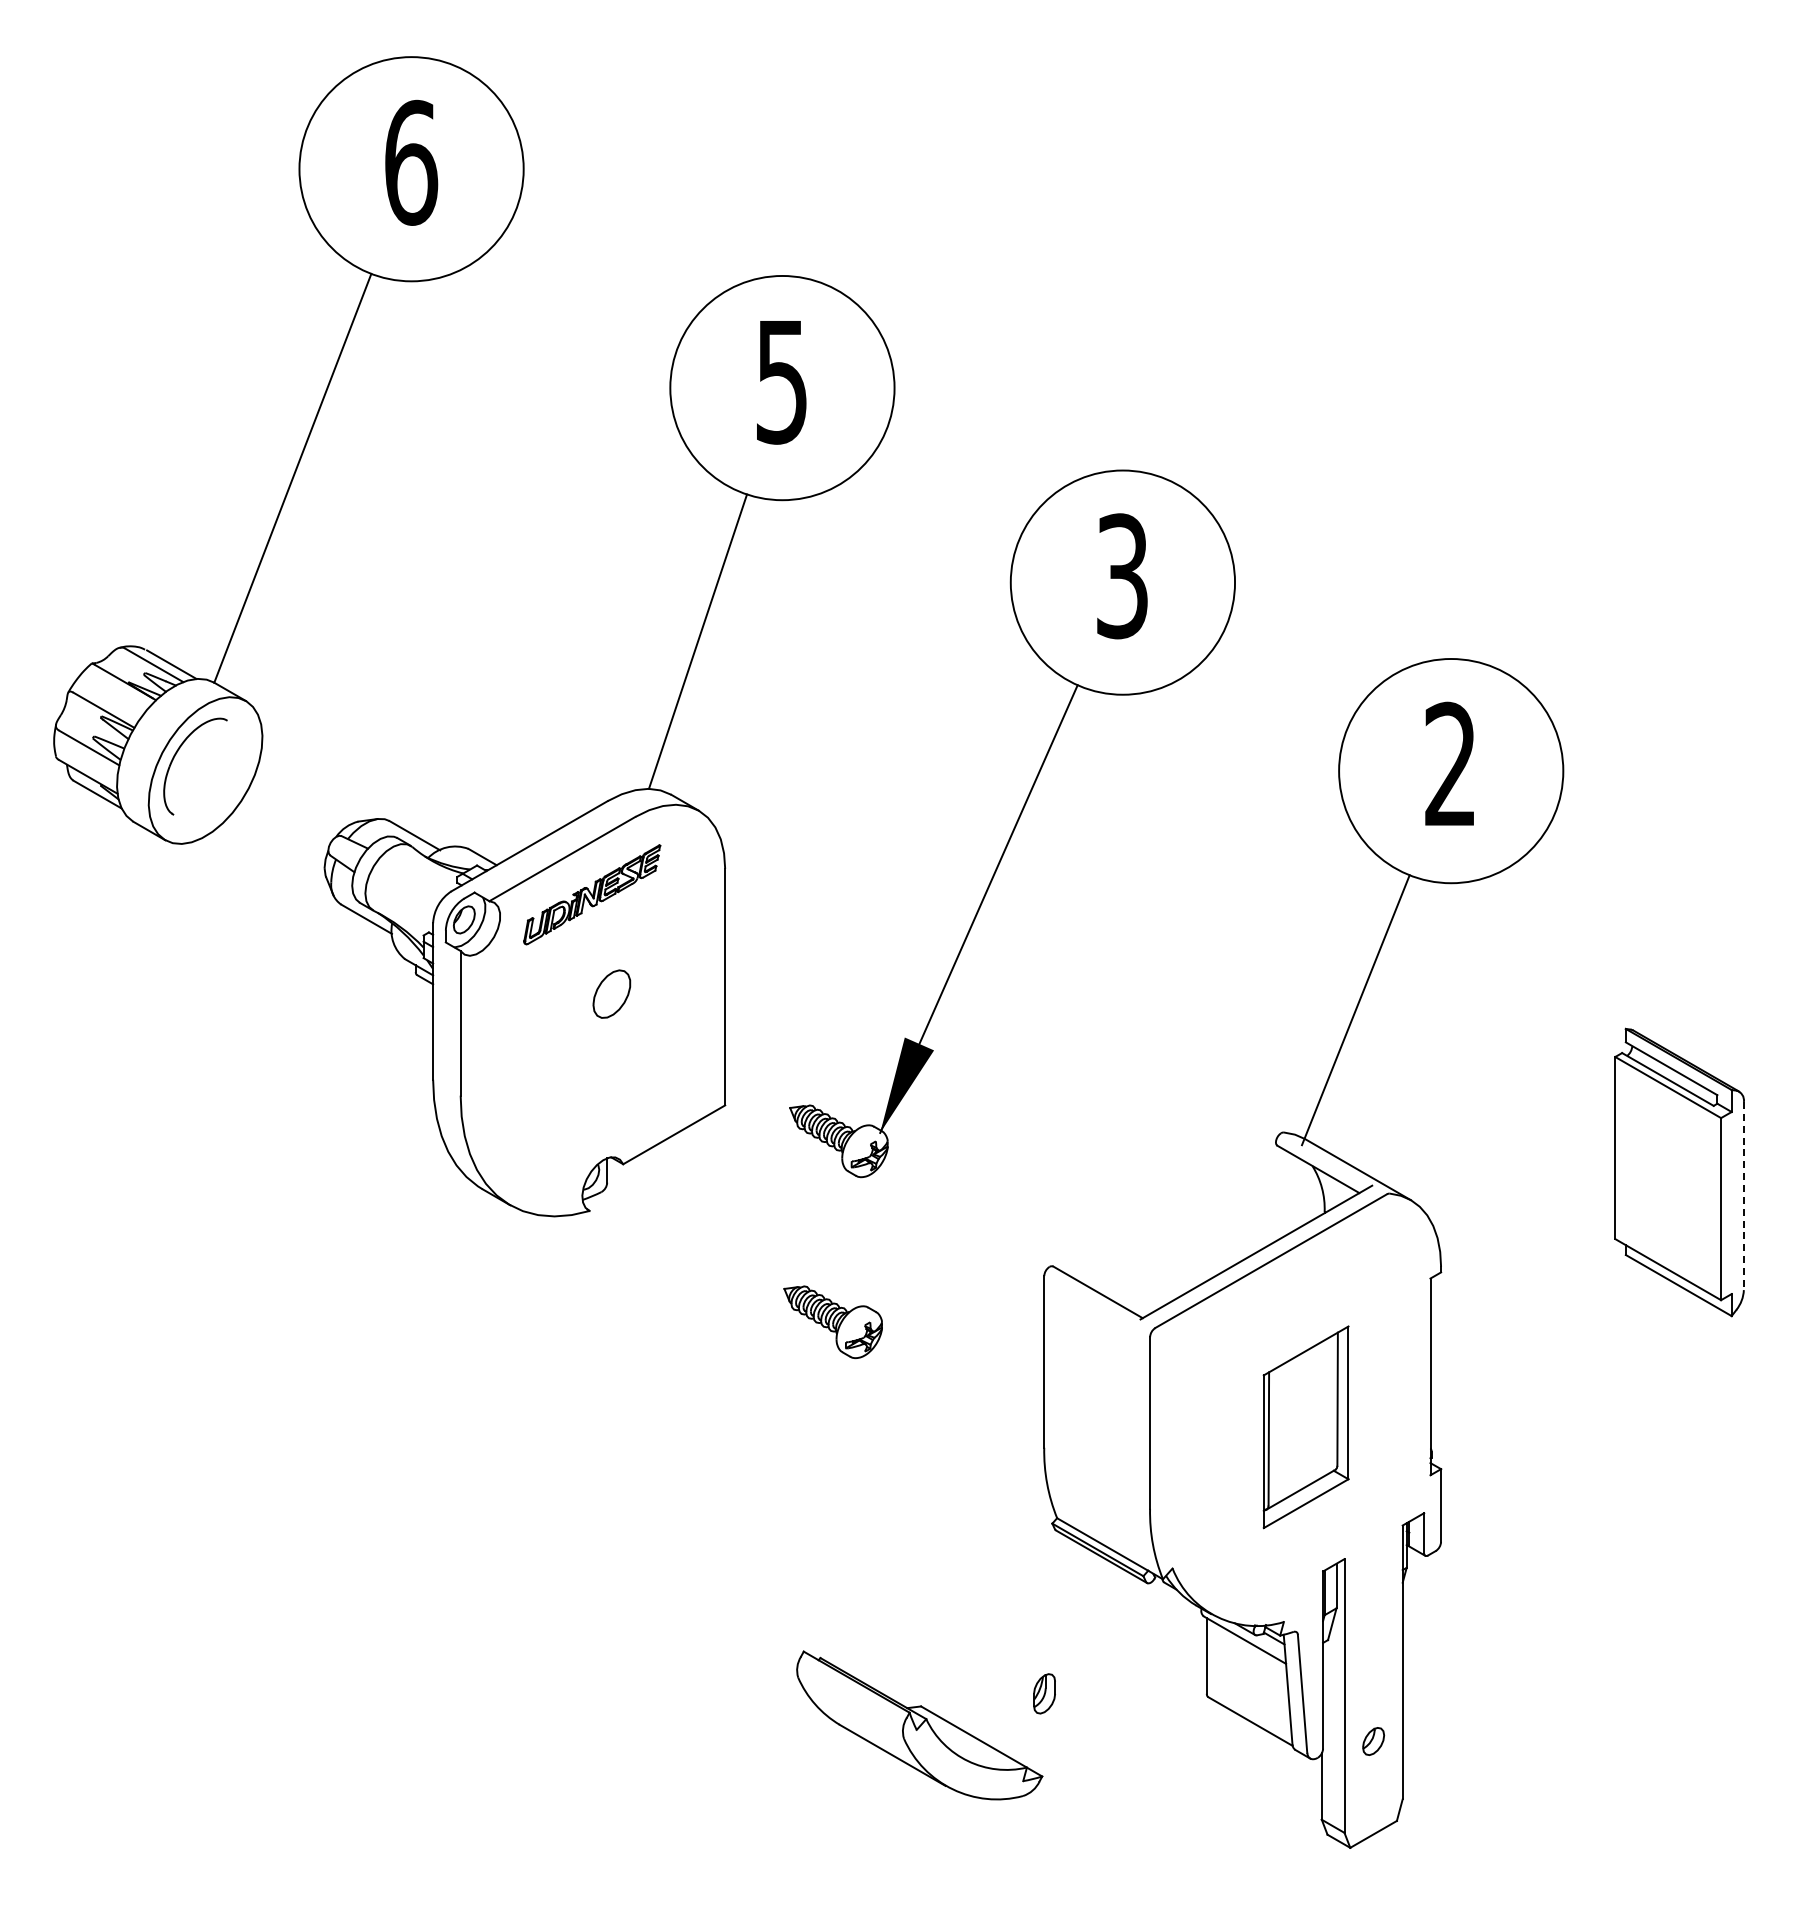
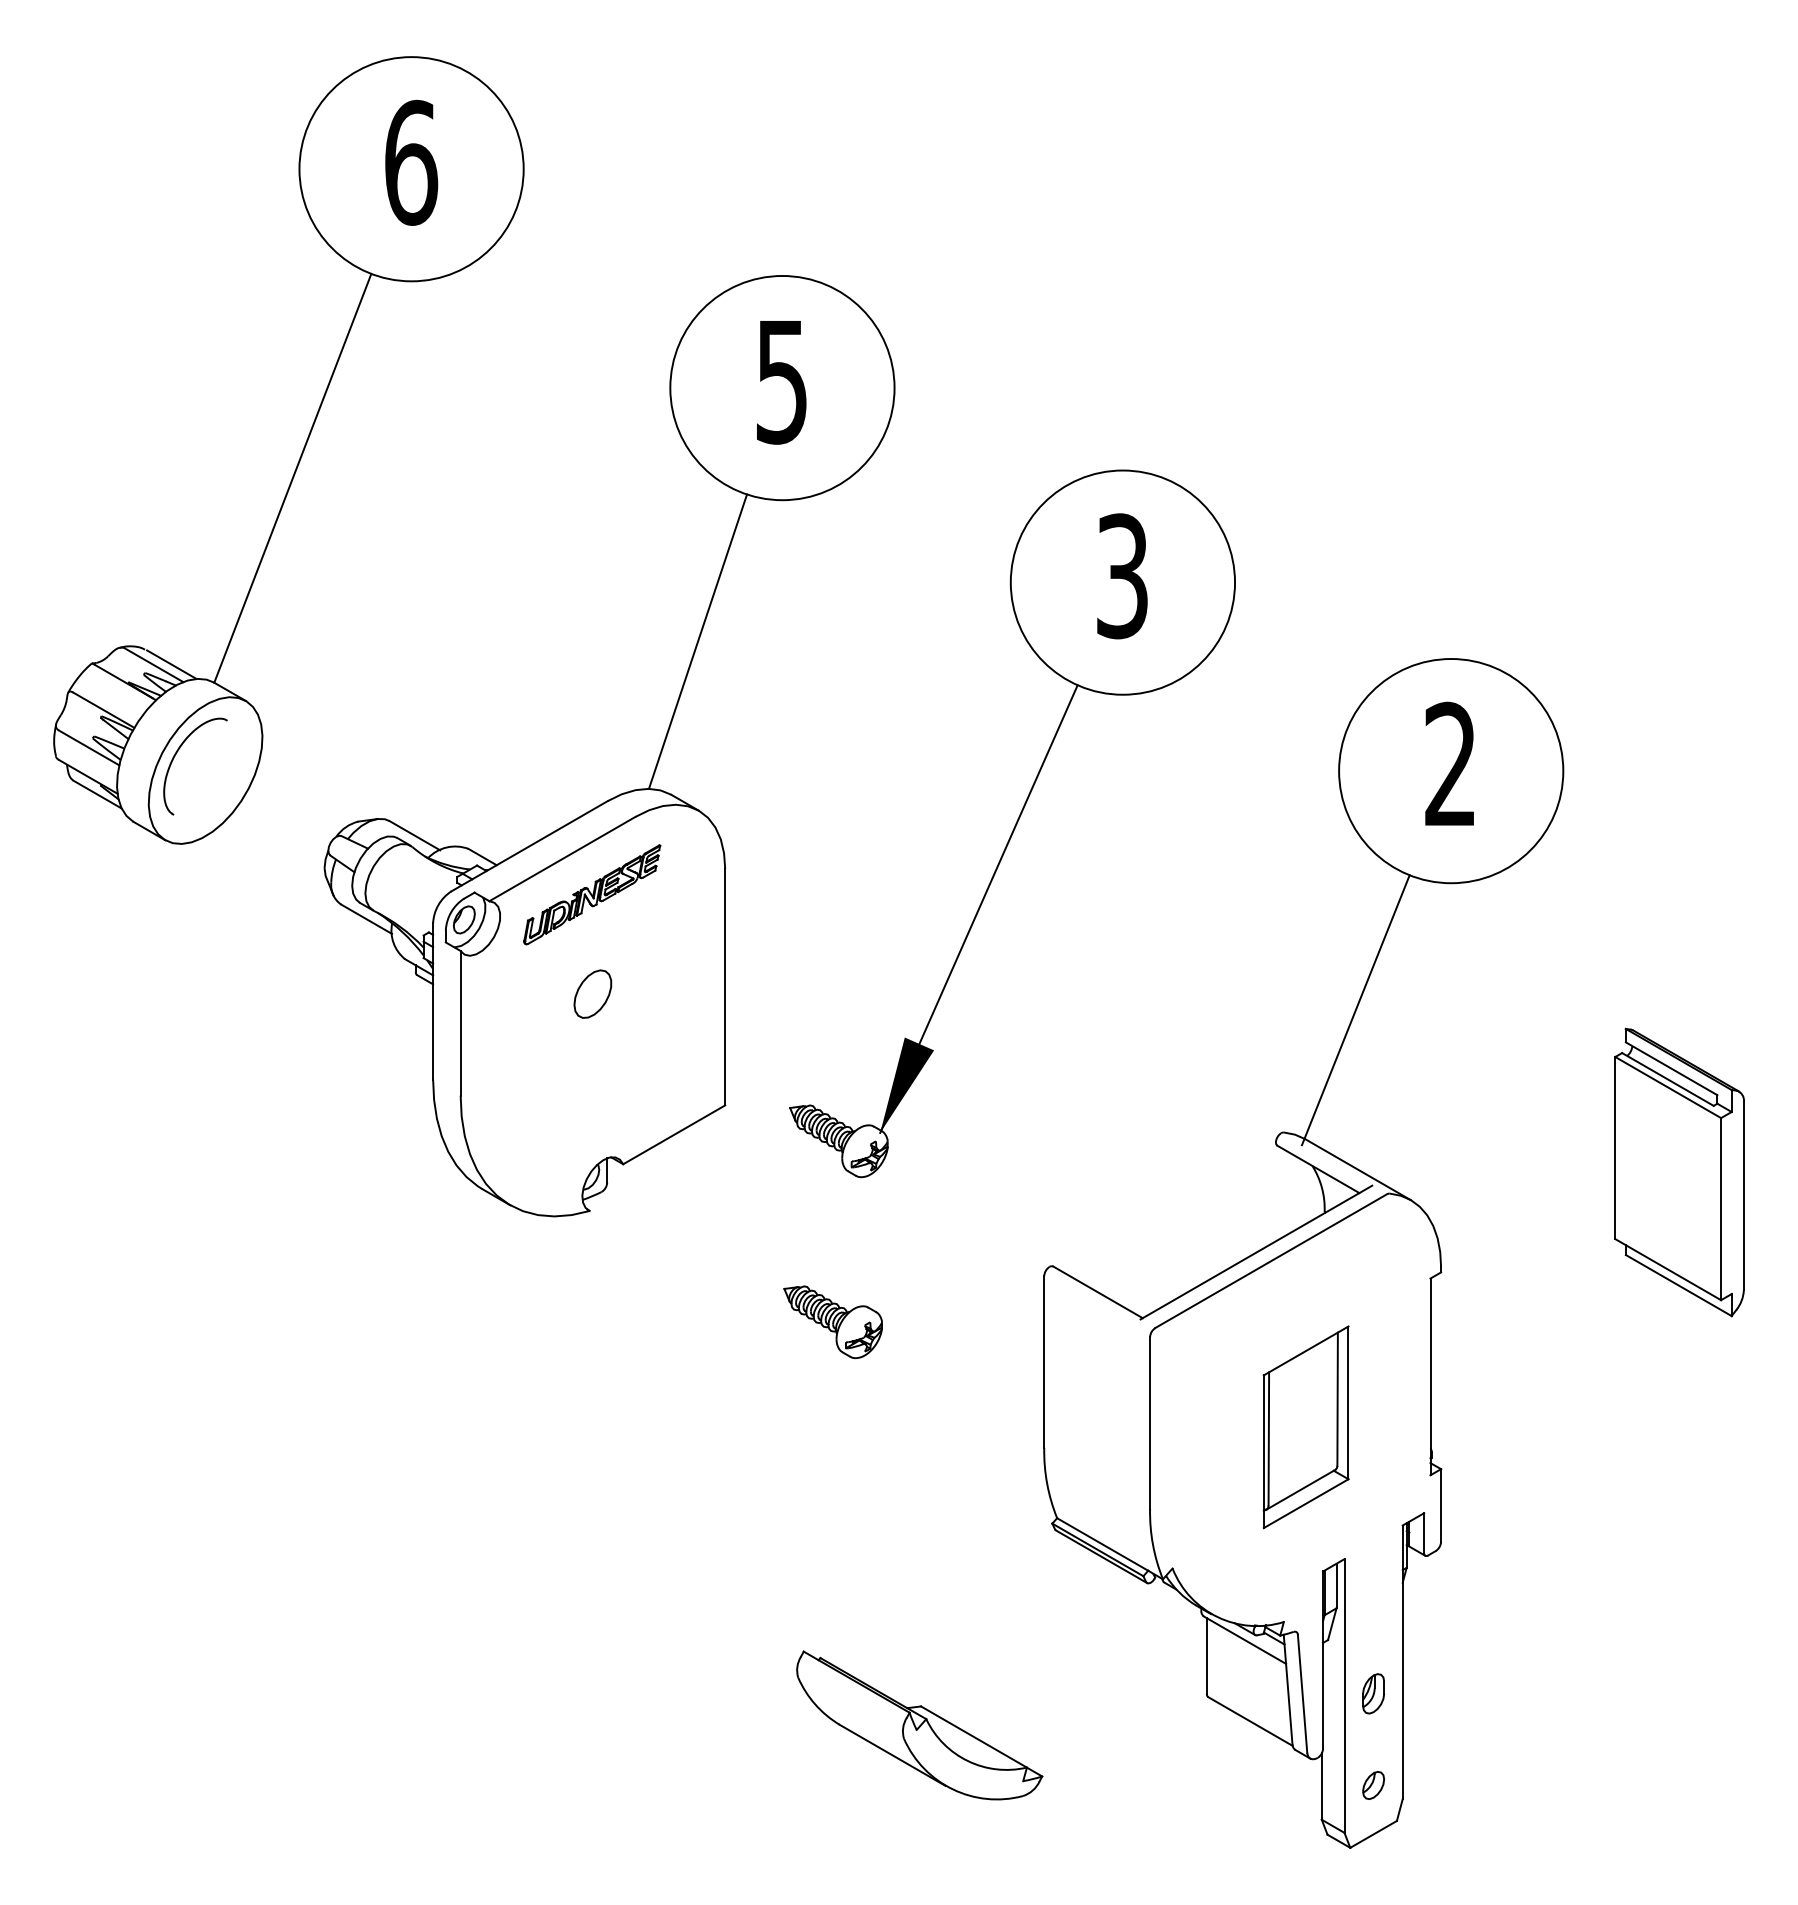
part position: (611, 993) -> (592, 993) (592, 993)
line: dashed -> solid (1743, 1196)
part position: (1044, 1693) -> (1373, 1693) (1373, 1693)
part position: (1373, 1741) -> (1373, 1785) (1373, 1785)
